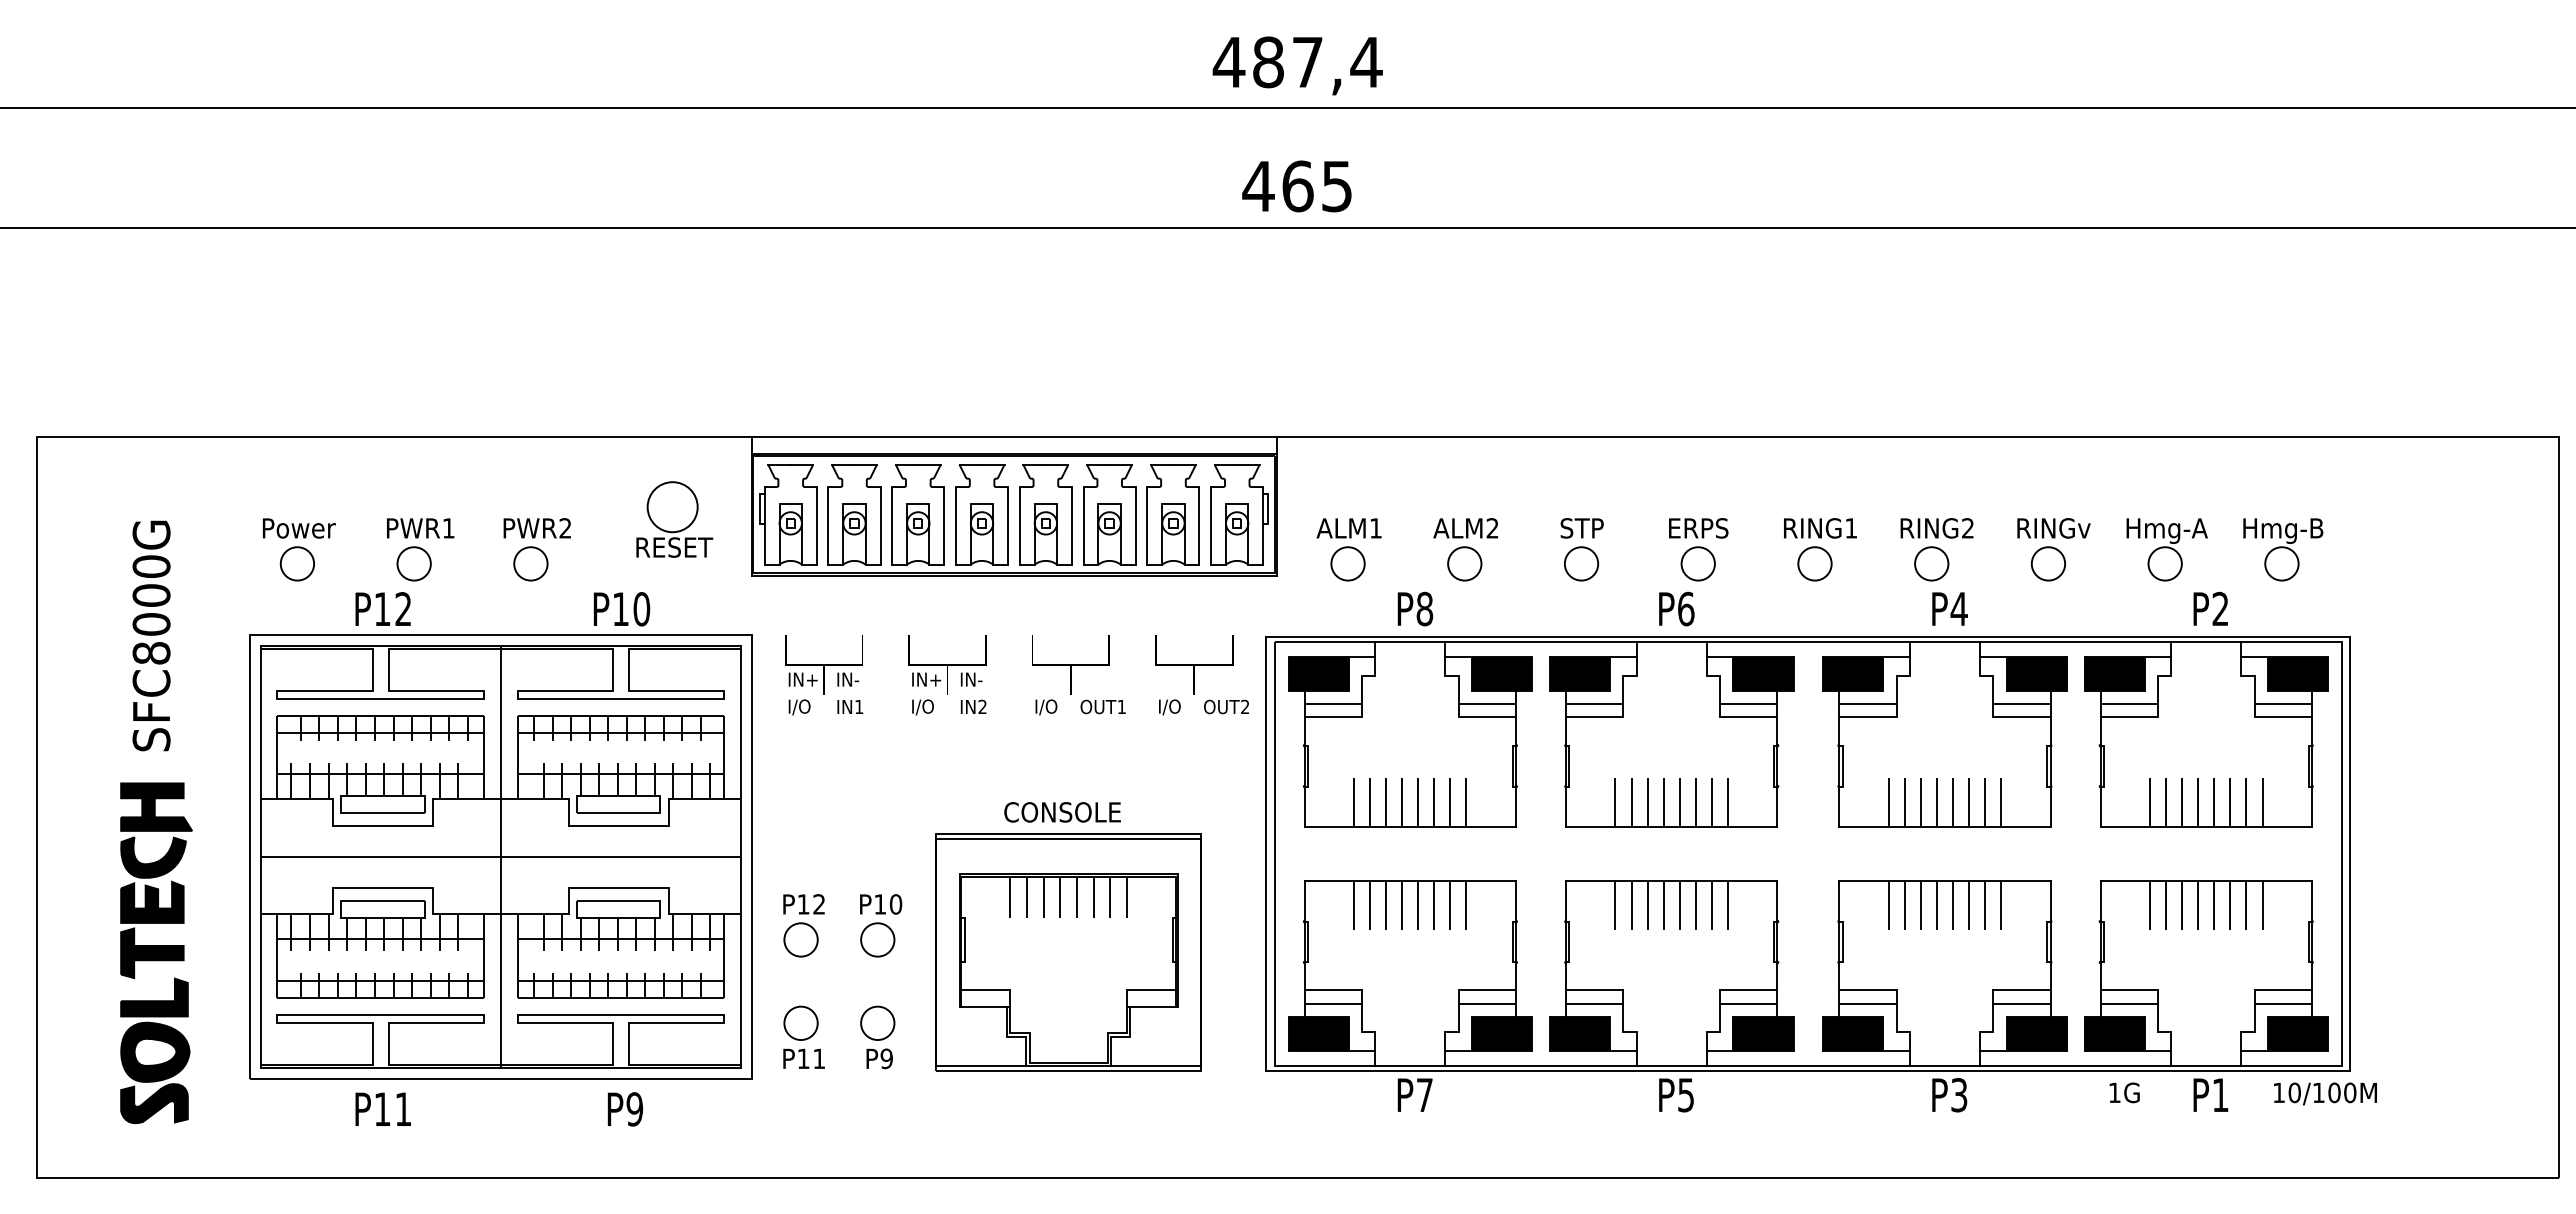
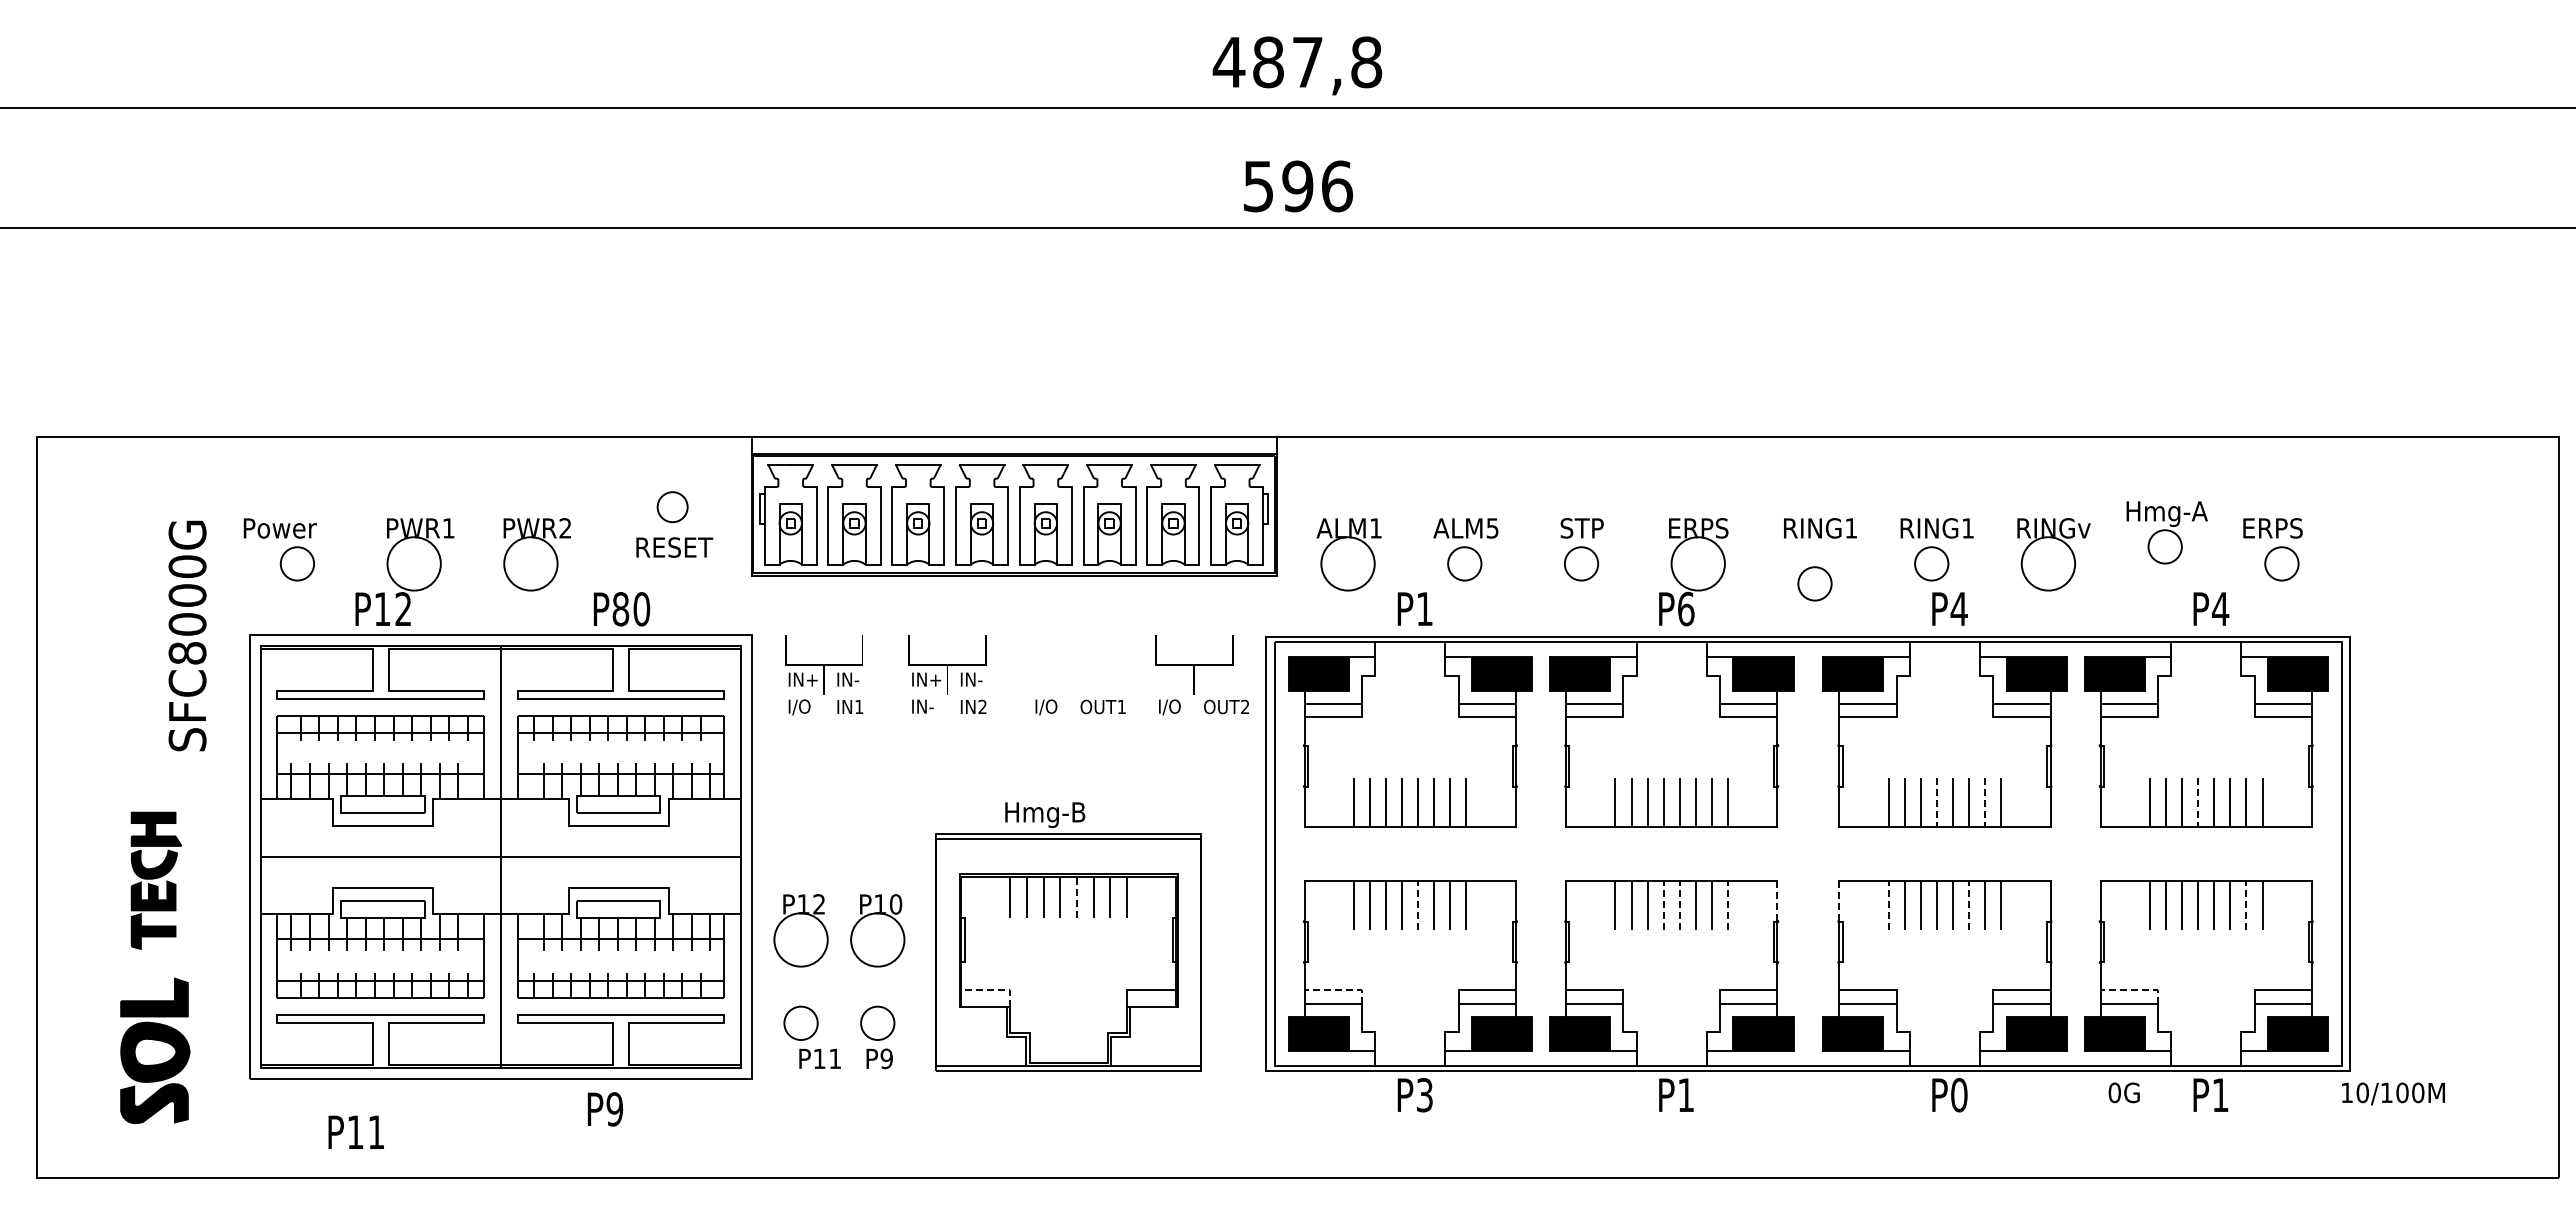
text: 487,4 -> 487,8 (1366, 62)
text: 465 -> 596 (1297, 186)
circle diameter: 50 px -> 30 px (672, 507)
text position: (298, 528) -> (279, 528) (279, 528)
text: ALM2 -> ALM5 (1492, 528)
text: RING2 -> RING1 (1967, 528)
text: Hmg-B -> ERPS (2284, 530)
part position: (2166, 549) -> (2166, 532) (2166, 532)
circle diameter: 33 px -> 53 px (413, 563)
circle diameter: 33 px -> 53 px (530, 563)
circle diameter: 33 px -> 53 px (1347, 563)
circle diameter: 33 px -> 53 px (1697, 563)
circle position: (1814, 563) -> (1814, 583) (1814, 583)
circle diameter: 33 px -> 53 px (2048, 563)
text: P8 -> P1 (1424, 608)
text: P2 -> P4 (2220, 608)
text: P10 -> P80 (620, 609)
text position: (151, 635) -> (187, 635) (187, 635)
part: present -> none (1070, 664)
text: I/O -> IN- (924, 707)
line: solid -> dashed (1936, 802)
line: solid -> dashed (1984, 802)
line: solid -> dashed (2198, 802)
text: CONSOLE -> Hmg-B (1062, 814)
part size: 73x198 px -> 53x139 px (156, 880)
line: solid -> dashed (1077, 897)
line: solid -> dashed (1777, 900)
line: solid -> dashed (1839, 900)
line: solid -> dashed (1418, 905)
line: solid -> dashed (1663, 905)
line: solid -> dashed (1679, 905)
line: solid -> dashed (1727, 905)
line: solid -> dashed (1888, 905)
line: solid -> dashed (1968, 905)
line: solid -> dashed (2246, 905)
circle diameter: 33 px -> 53 px (800, 939)
circle diameter: 33 px -> 53 px (877, 939)
line: solid -> dashed (994, 989)
line: solid -> dashed (1340, 990)
line: solid -> dashed (2136, 990)
text position: (803, 1058) -> (819, 1058) (819, 1058)
text: 1G -> 0G (2114, 1092)
text position: (2325, 1093) -> (2393, 1093) (2393, 1093)
text: P7 -> P3 (1424, 1095)
text: P5 -> P1 (1685, 1095)
text: P3 -> P0 (1959, 1095)
text position: (382, 1108) -> (355, 1131) (355, 1131)
text position: (625, 1109) -> (605, 1109) (605, 1109)
